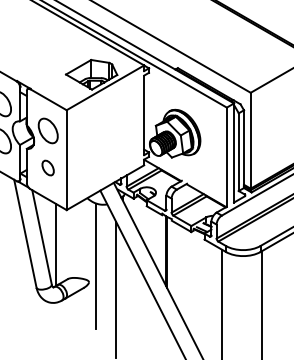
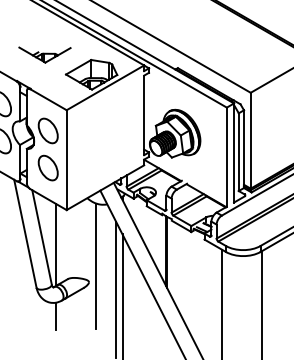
part: none -> present (44, 54)
part size: 14x18 px -> 22x28 px (47, 167)
line: none -> present (122, 295)
line: none -> present (56, 316)
